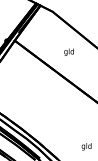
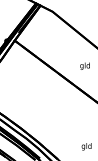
text position: (68, 51) -> (84, 65) (84, 65)
